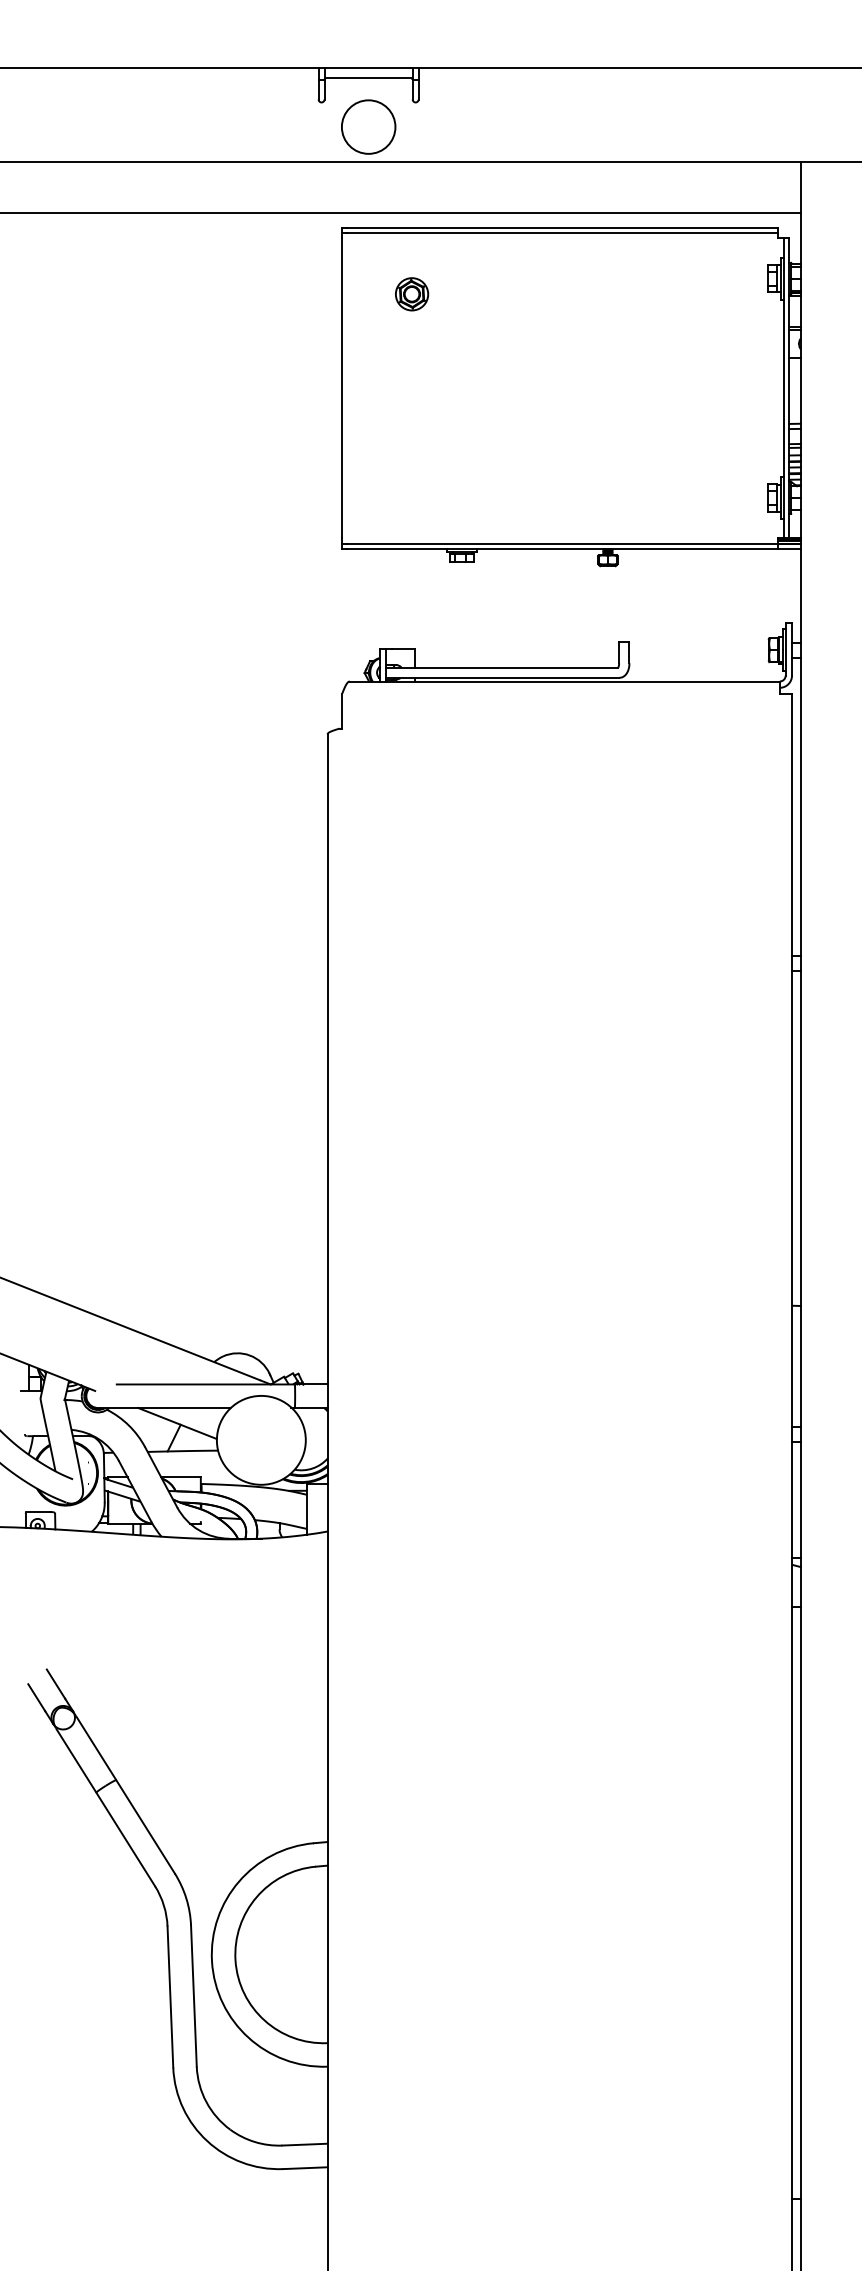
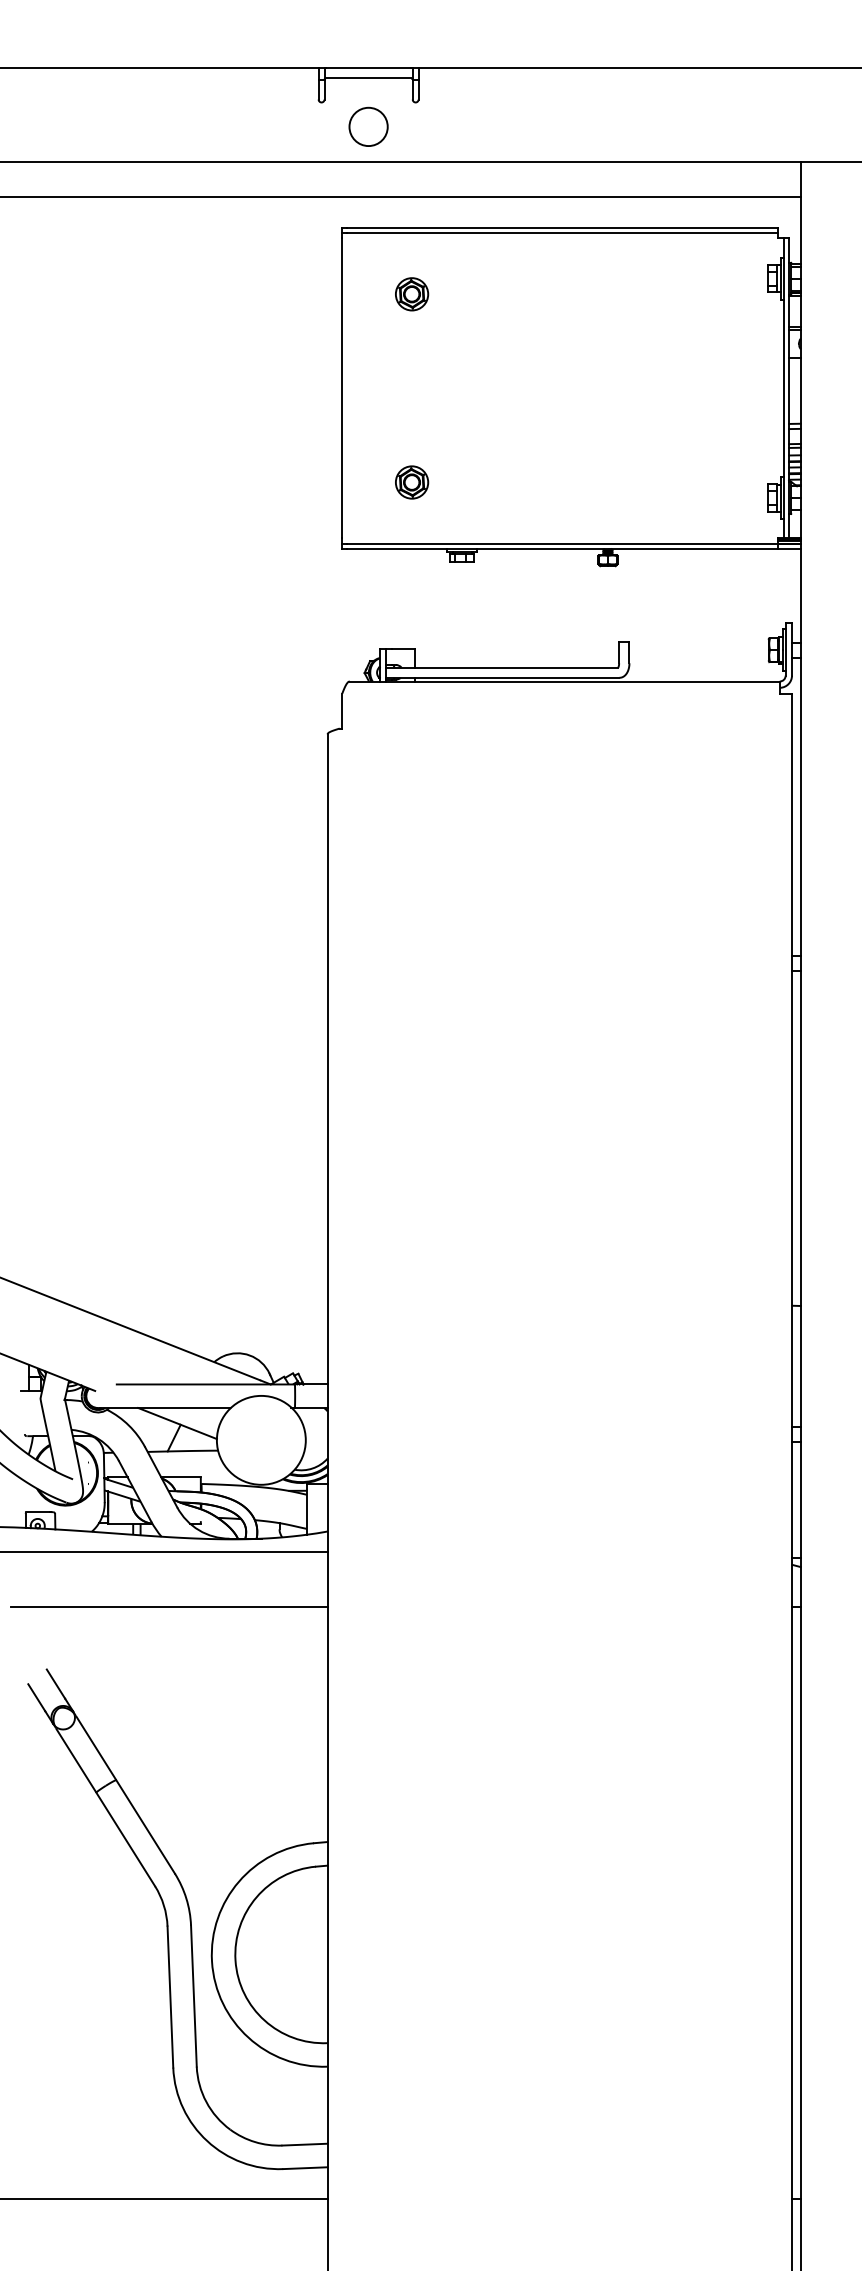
circle size: 56x56 px -> 41x41 px (368, 126)
line position: (401, 213) -> (401, 197) (401, 197)
part: none -> present (412, 482)
line: none -> present (164, 1552)
line: none -> present (168, 1606)
line: none -> present (164, 2199)
